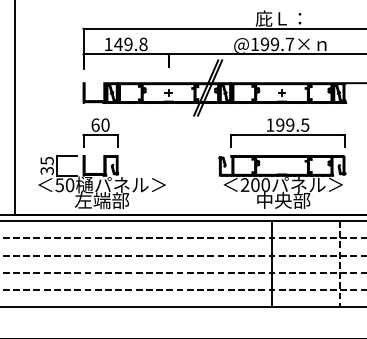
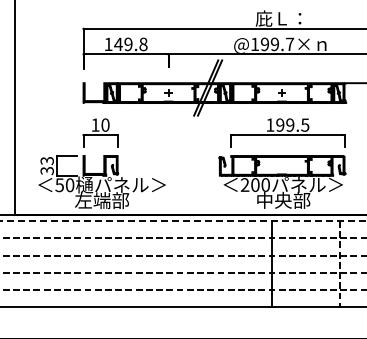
text: 60 -> 10 (95, 124)
text: 35 -> 33 (46, 160)
line: solid -> dashed (183, 221)
